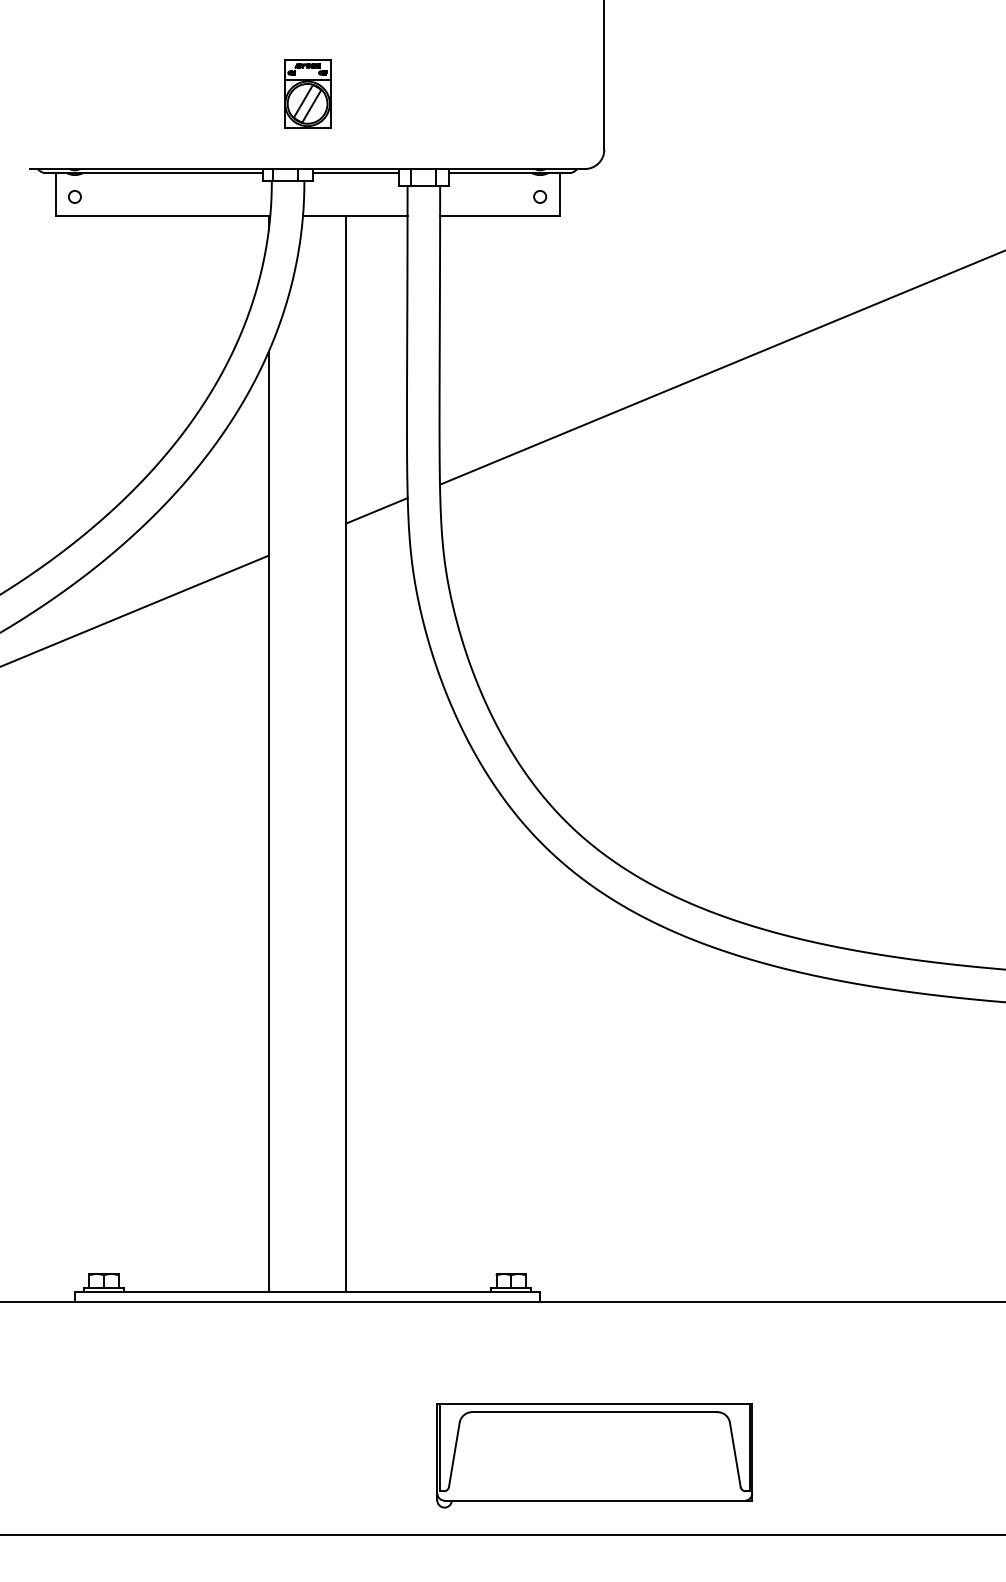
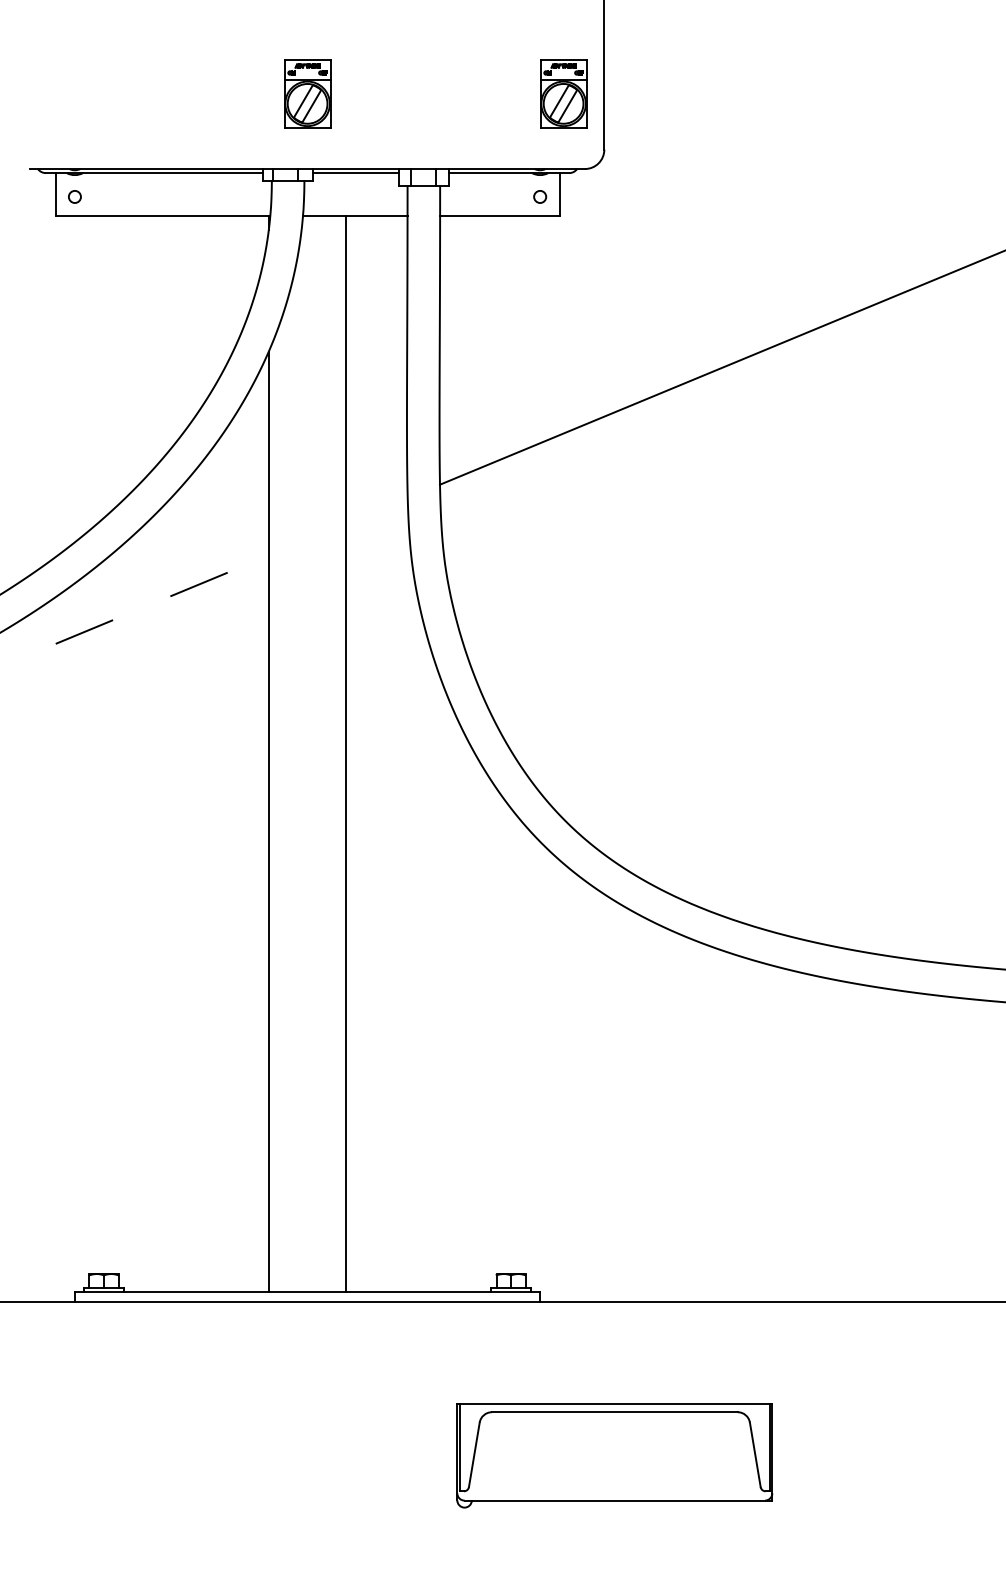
part: none -> present (563, 93)
line: present -> none (376, 510)
line: solid -> dashed (134, 611)
part position: (594, 1455) -> (614, 1455) (614, 1455)
line: present -> none (502, 1534)
